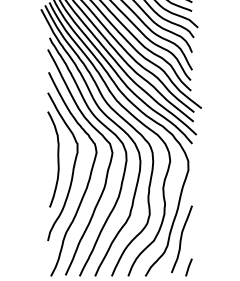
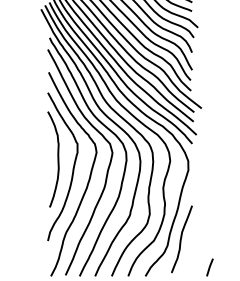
line position: (188, 267) -> (209, 267) (209, 267)
